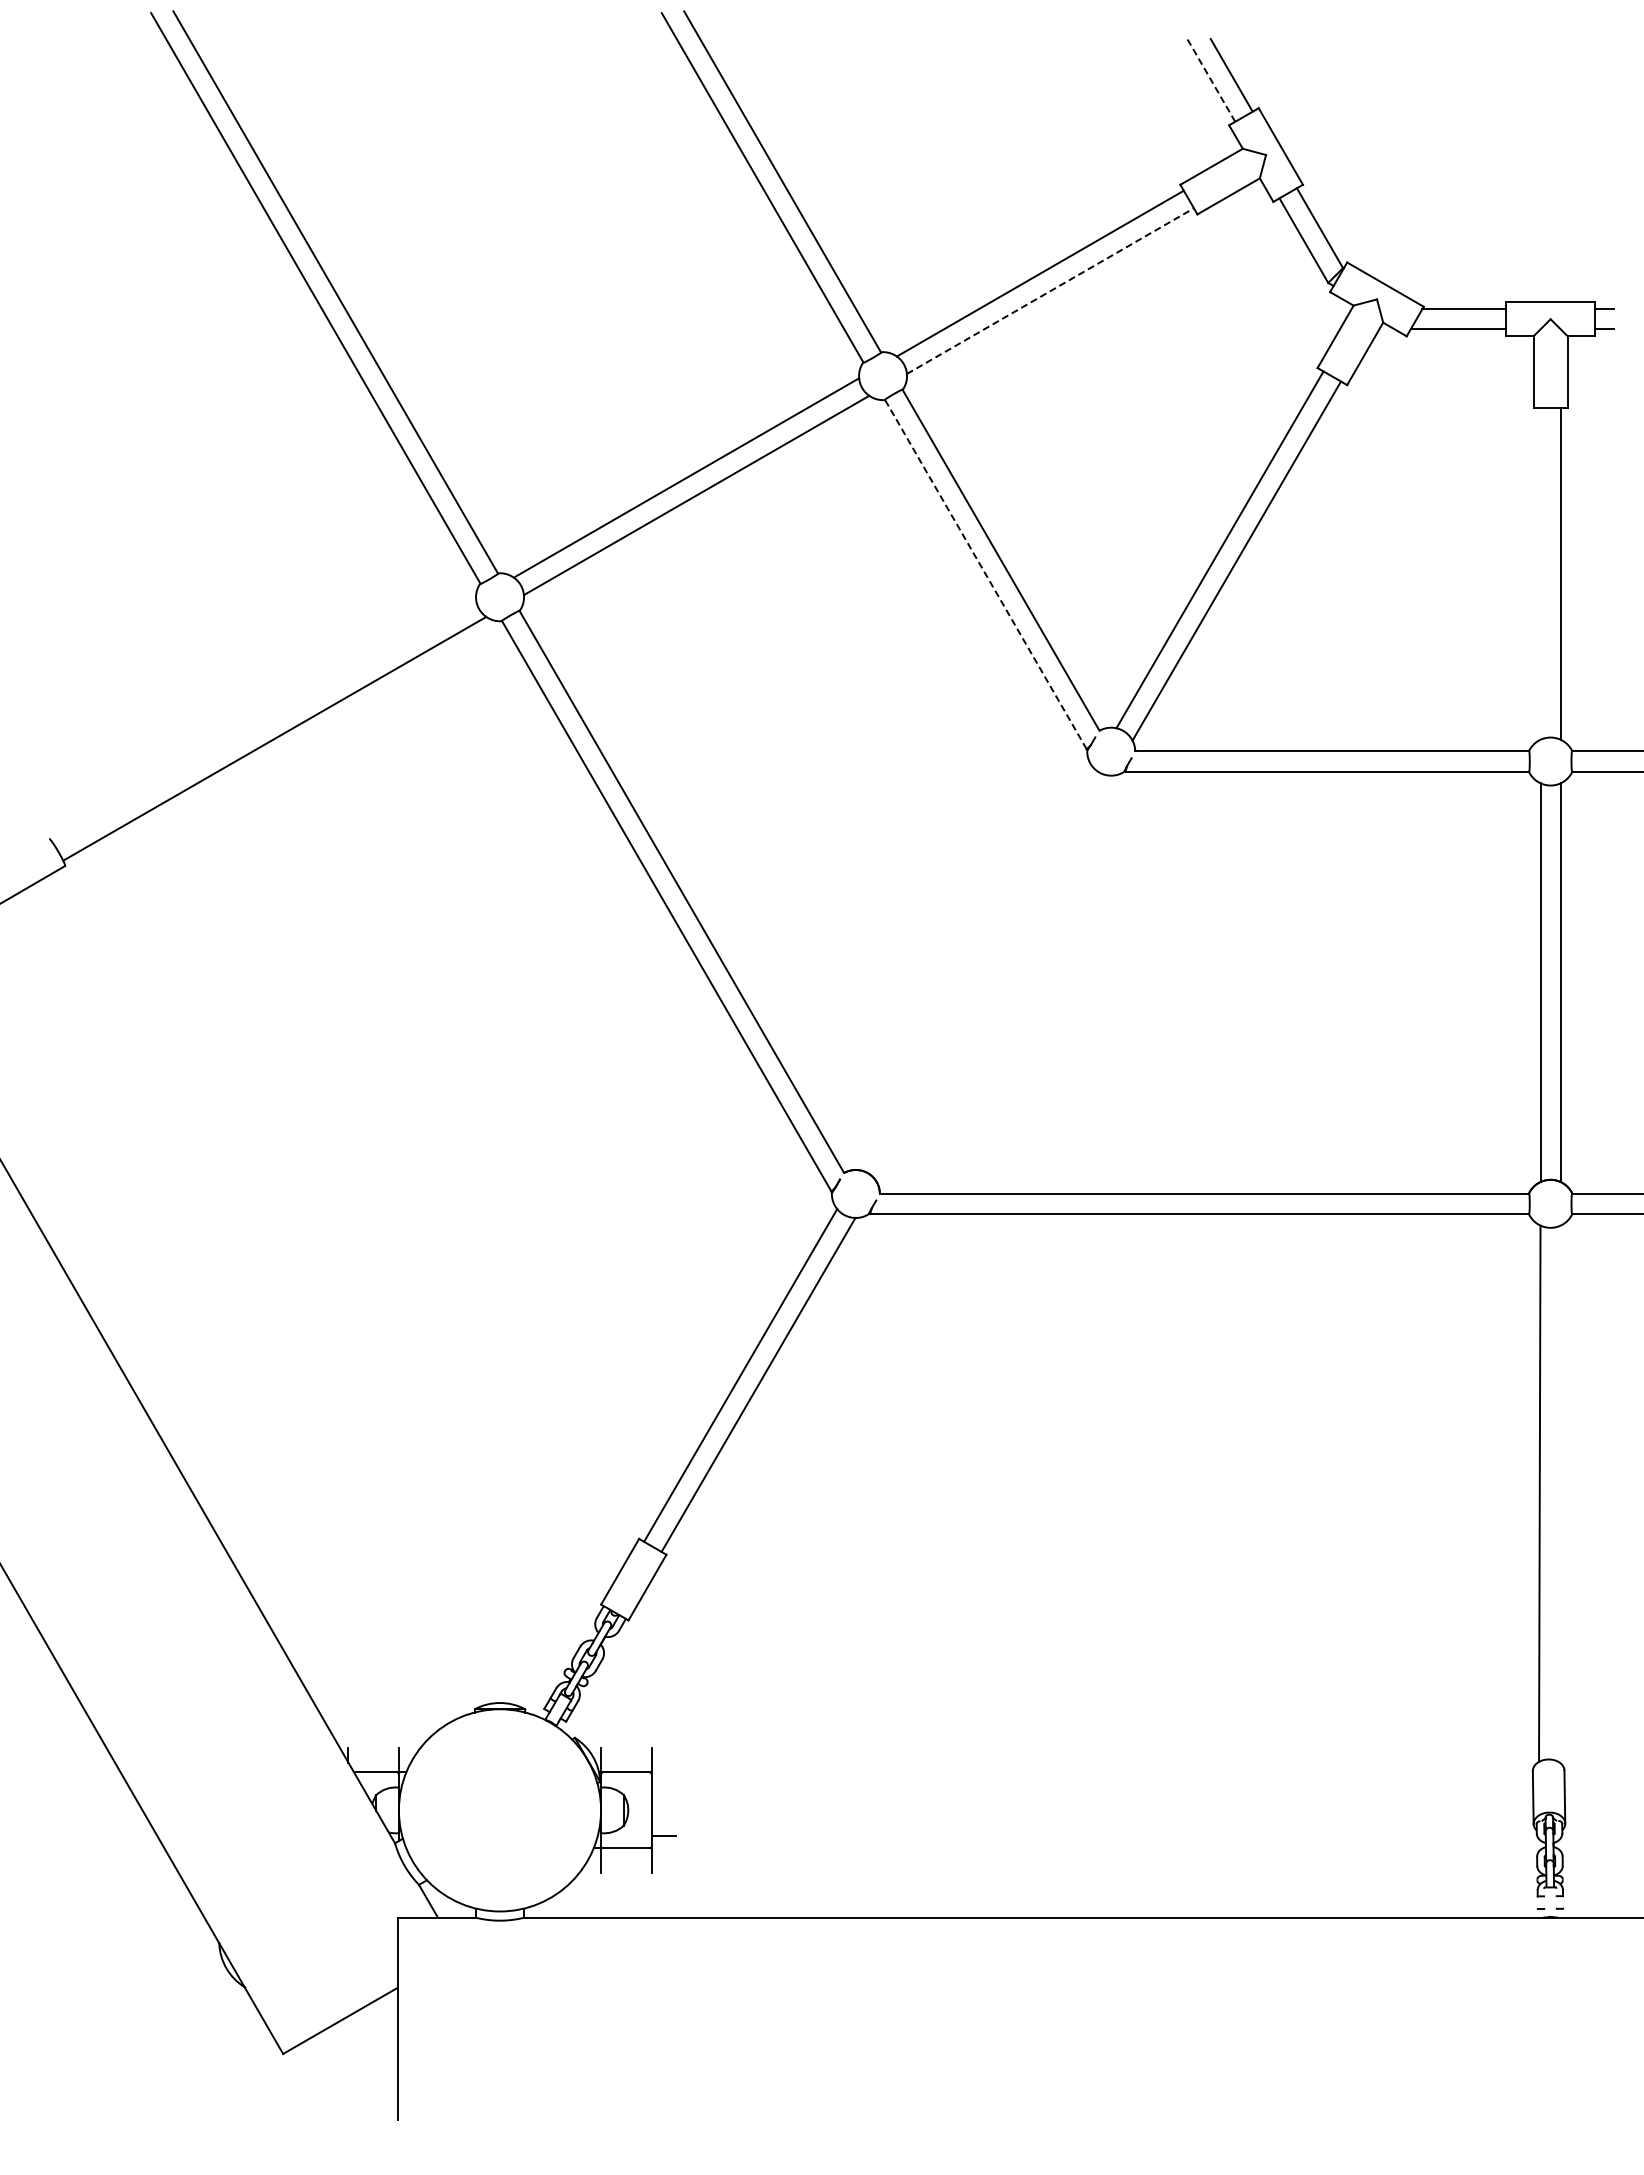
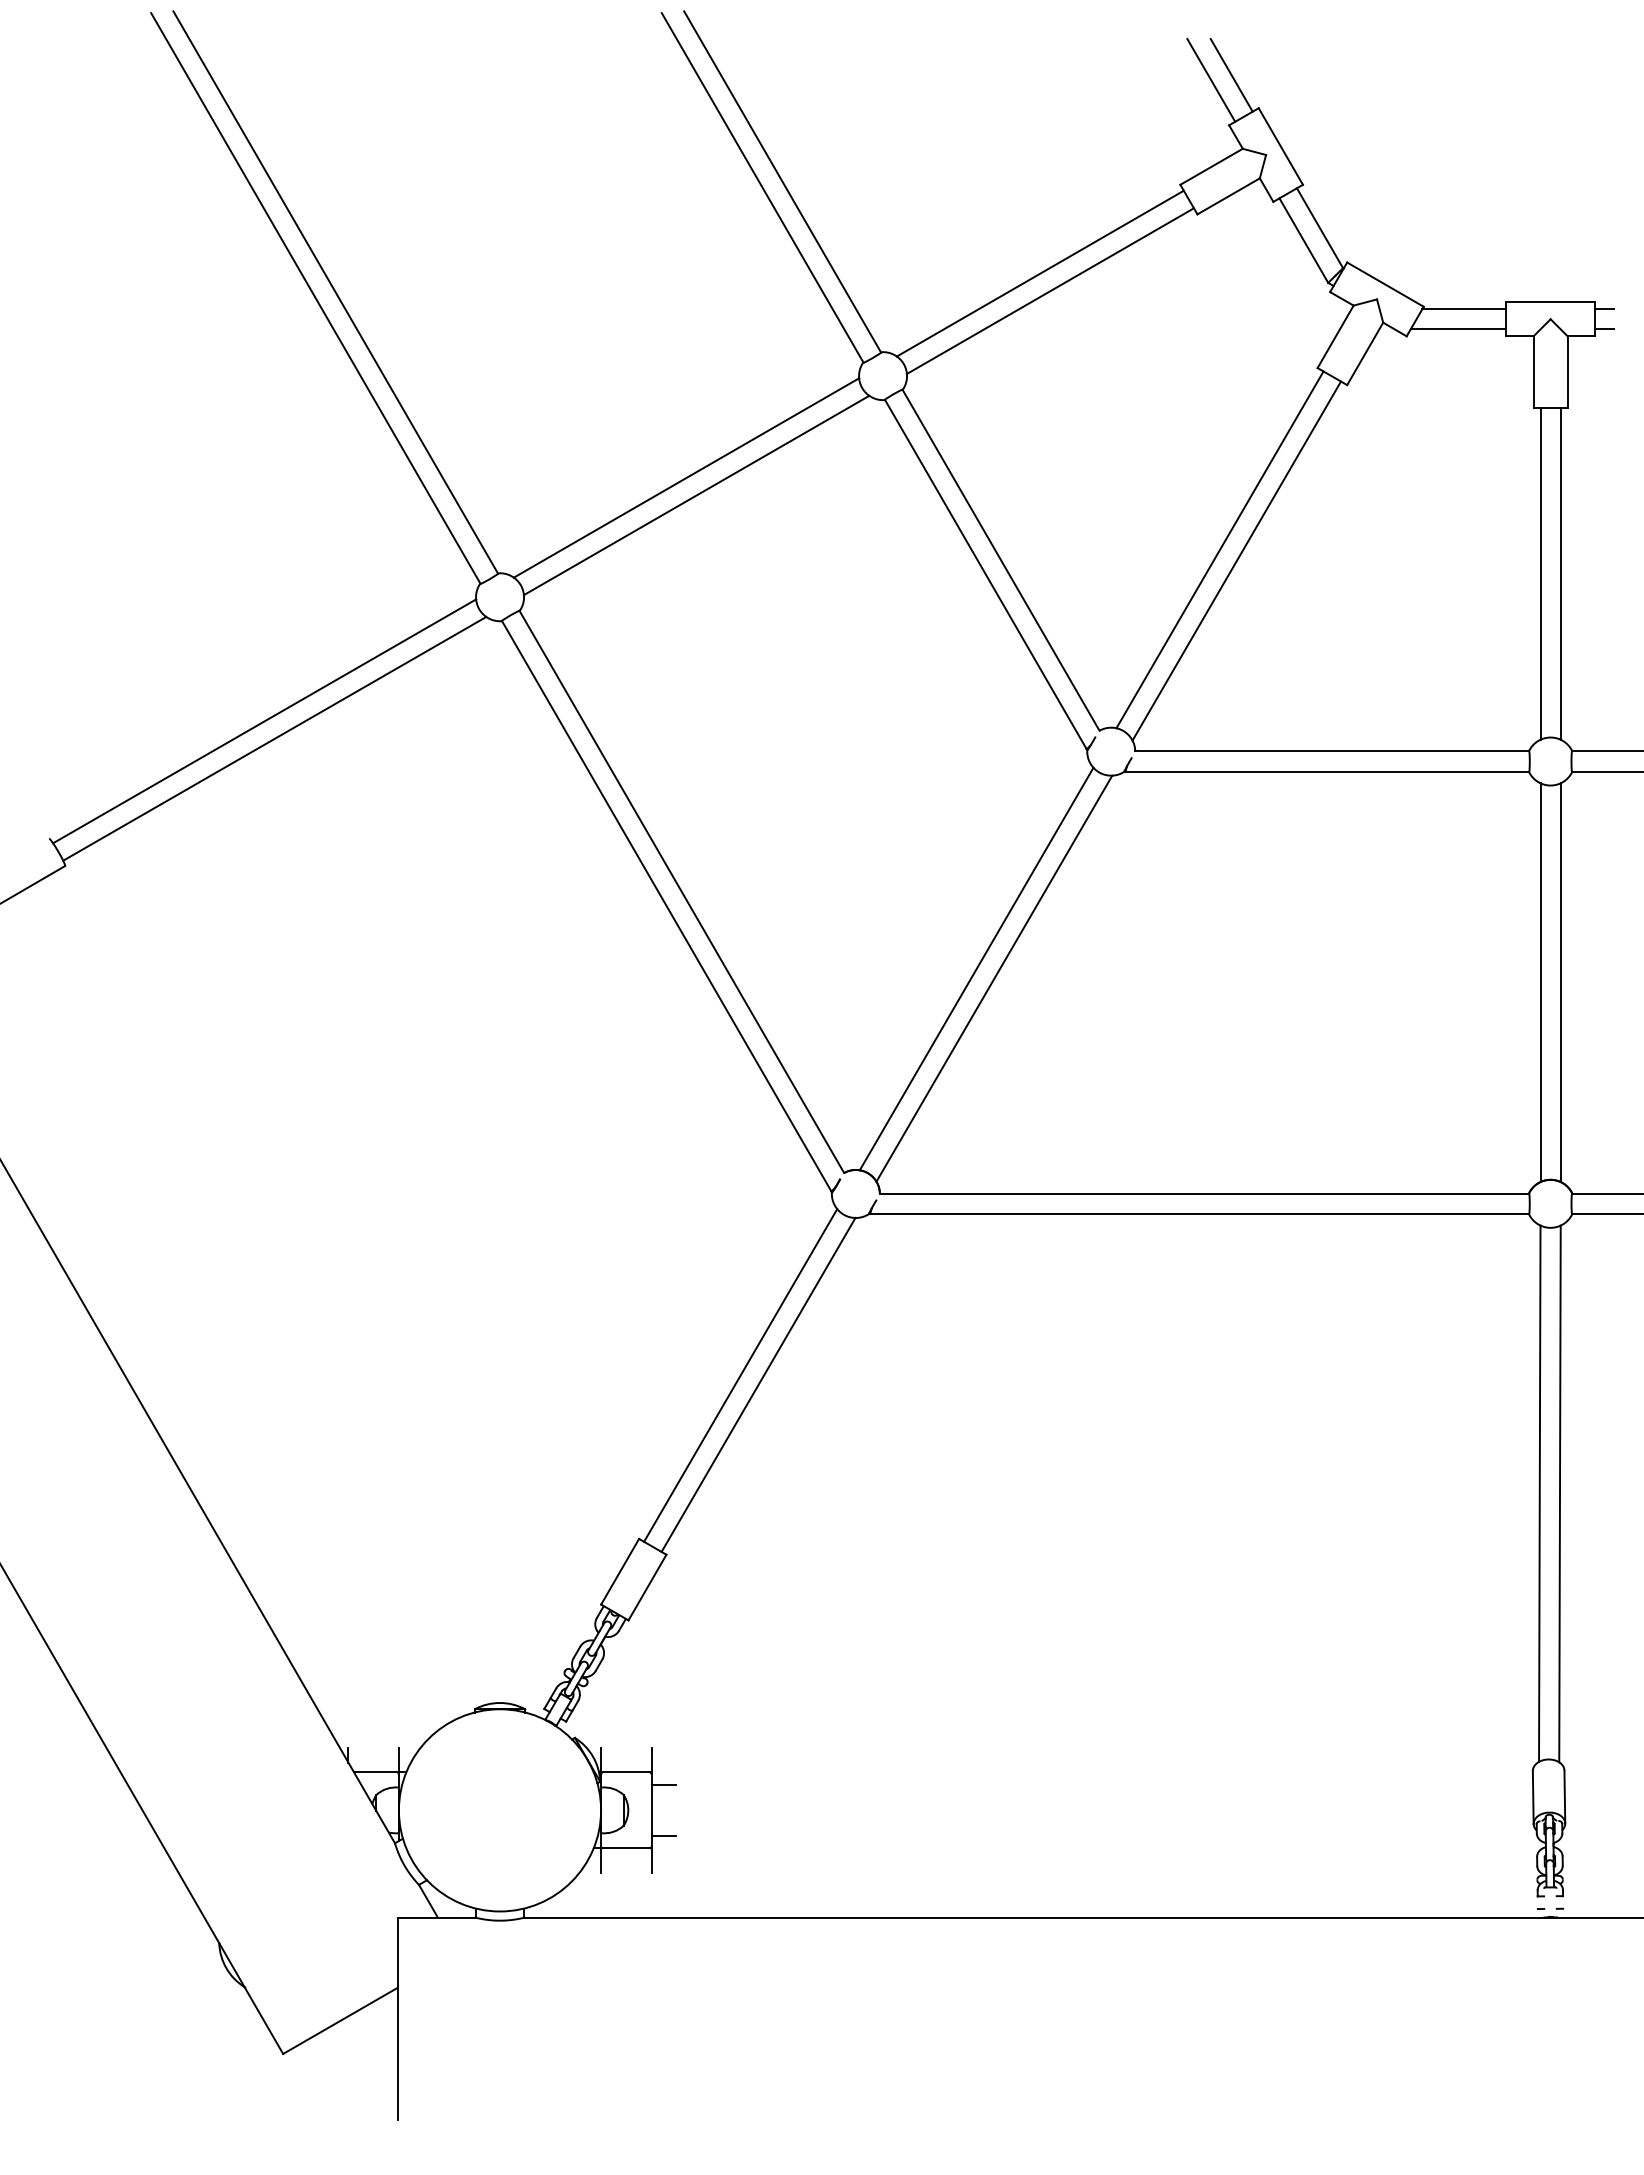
line: dashed -> solid (1211, 80)
line: dashed -> solid (1050, 291)
line: none -> present (1540, 573)
line: dashed -> solid (985, 574)
line: none -> present (264, 721)
line: none -> present (976, 968)
line: none -> present (994, 978)
line: none -> present (1559, 1493)
line: none -> present (663, 1785)
